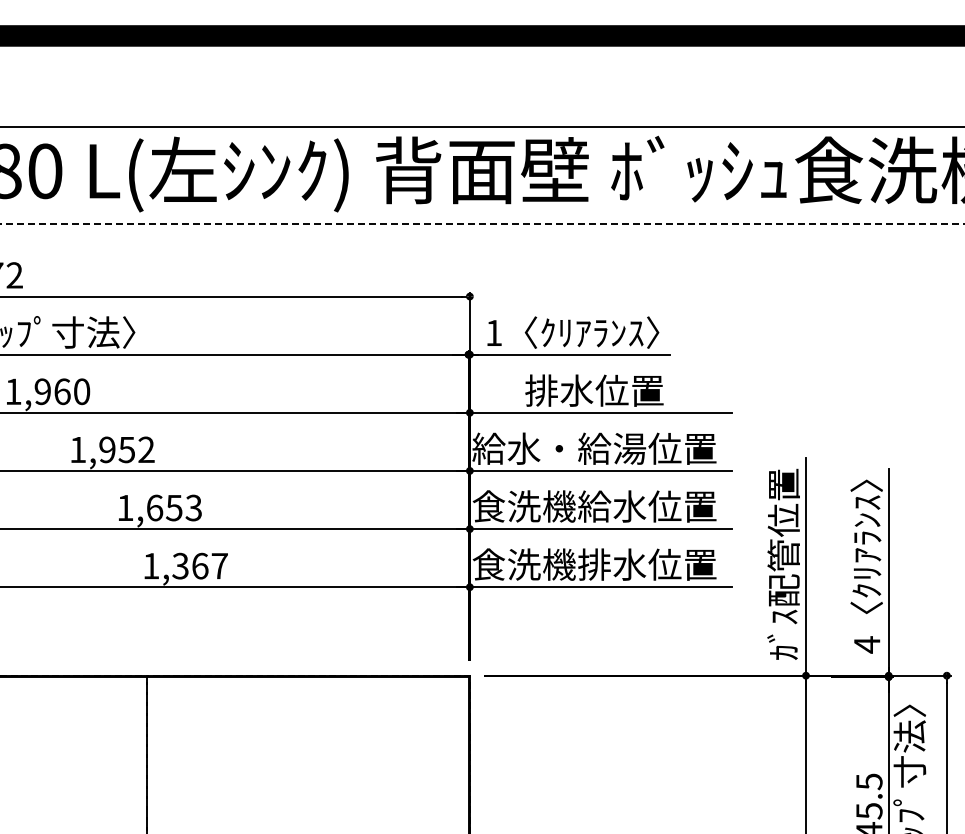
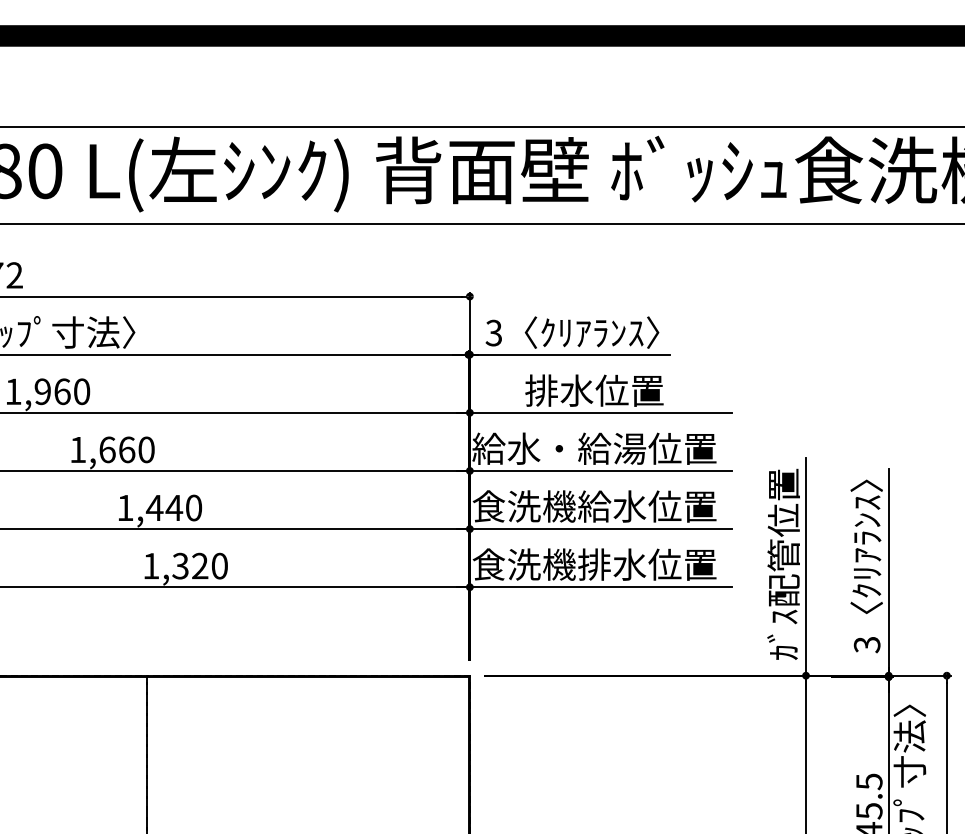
line: dashed -> solid (482, 223)
text: 1 -> 3 (493, 332)
text: 1,952 -> 1,660 (126, 449)
text: 1,653 -> 1,440 (173, 507)
text: 1,367 -> 1,320 (209, 565)
text: 4 -> 3 (866, 644)
